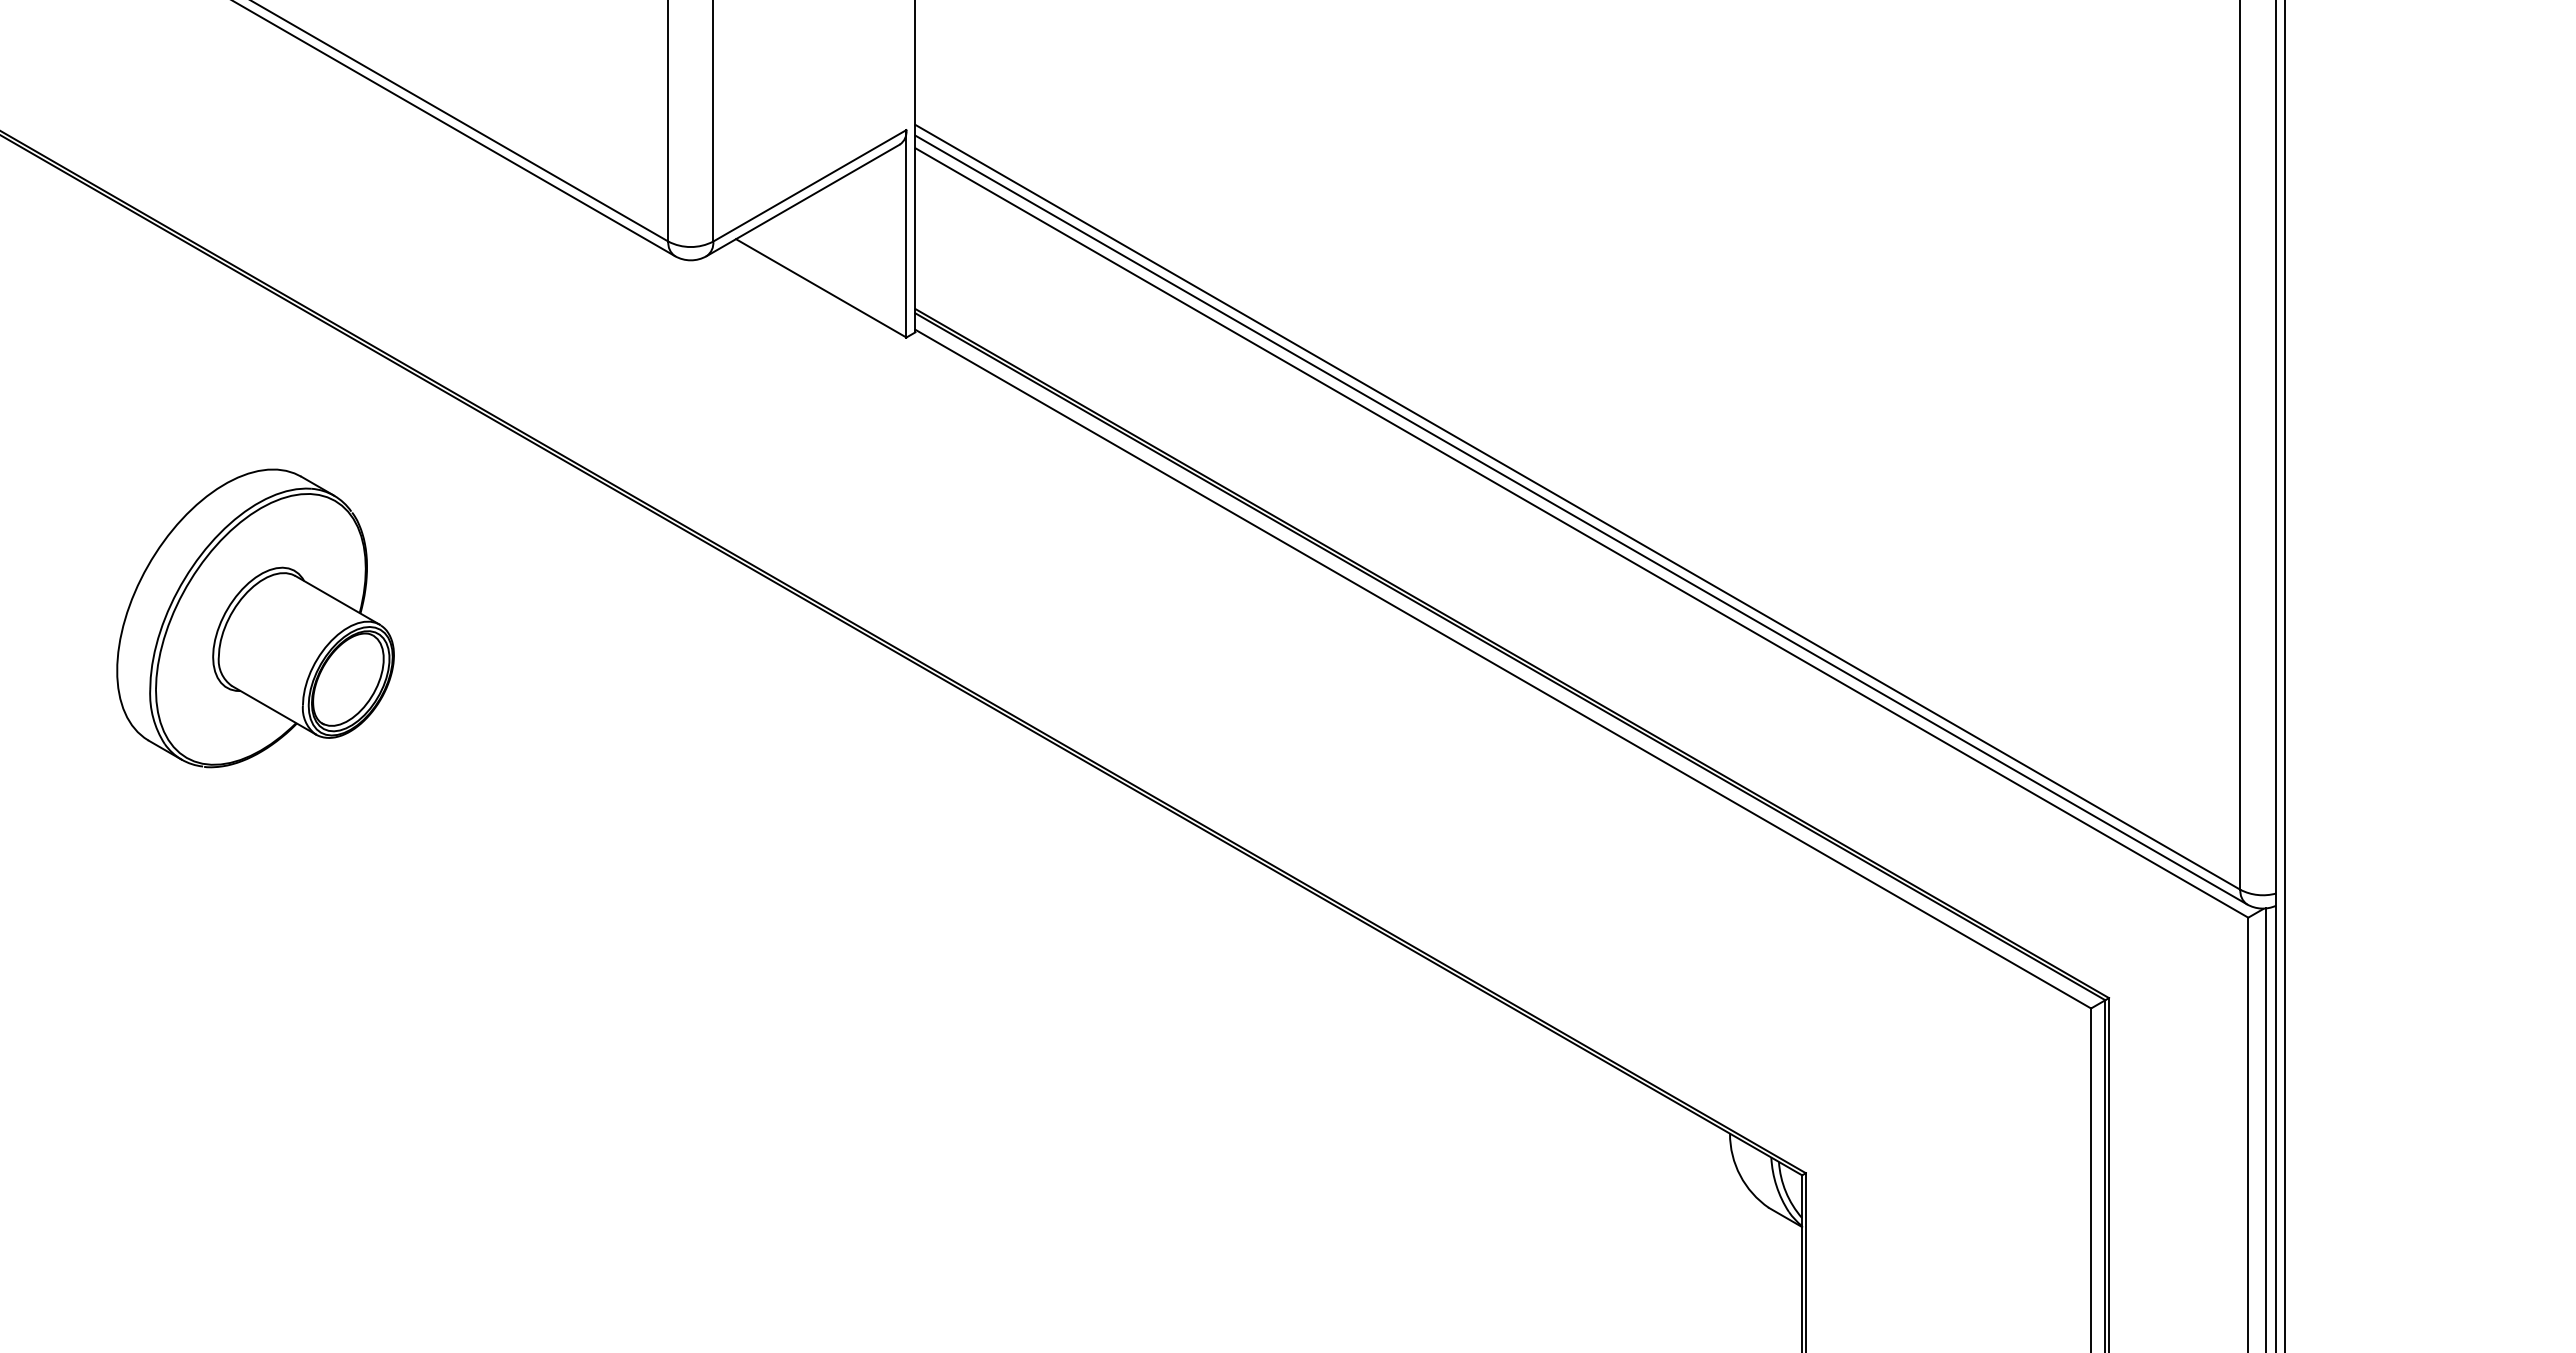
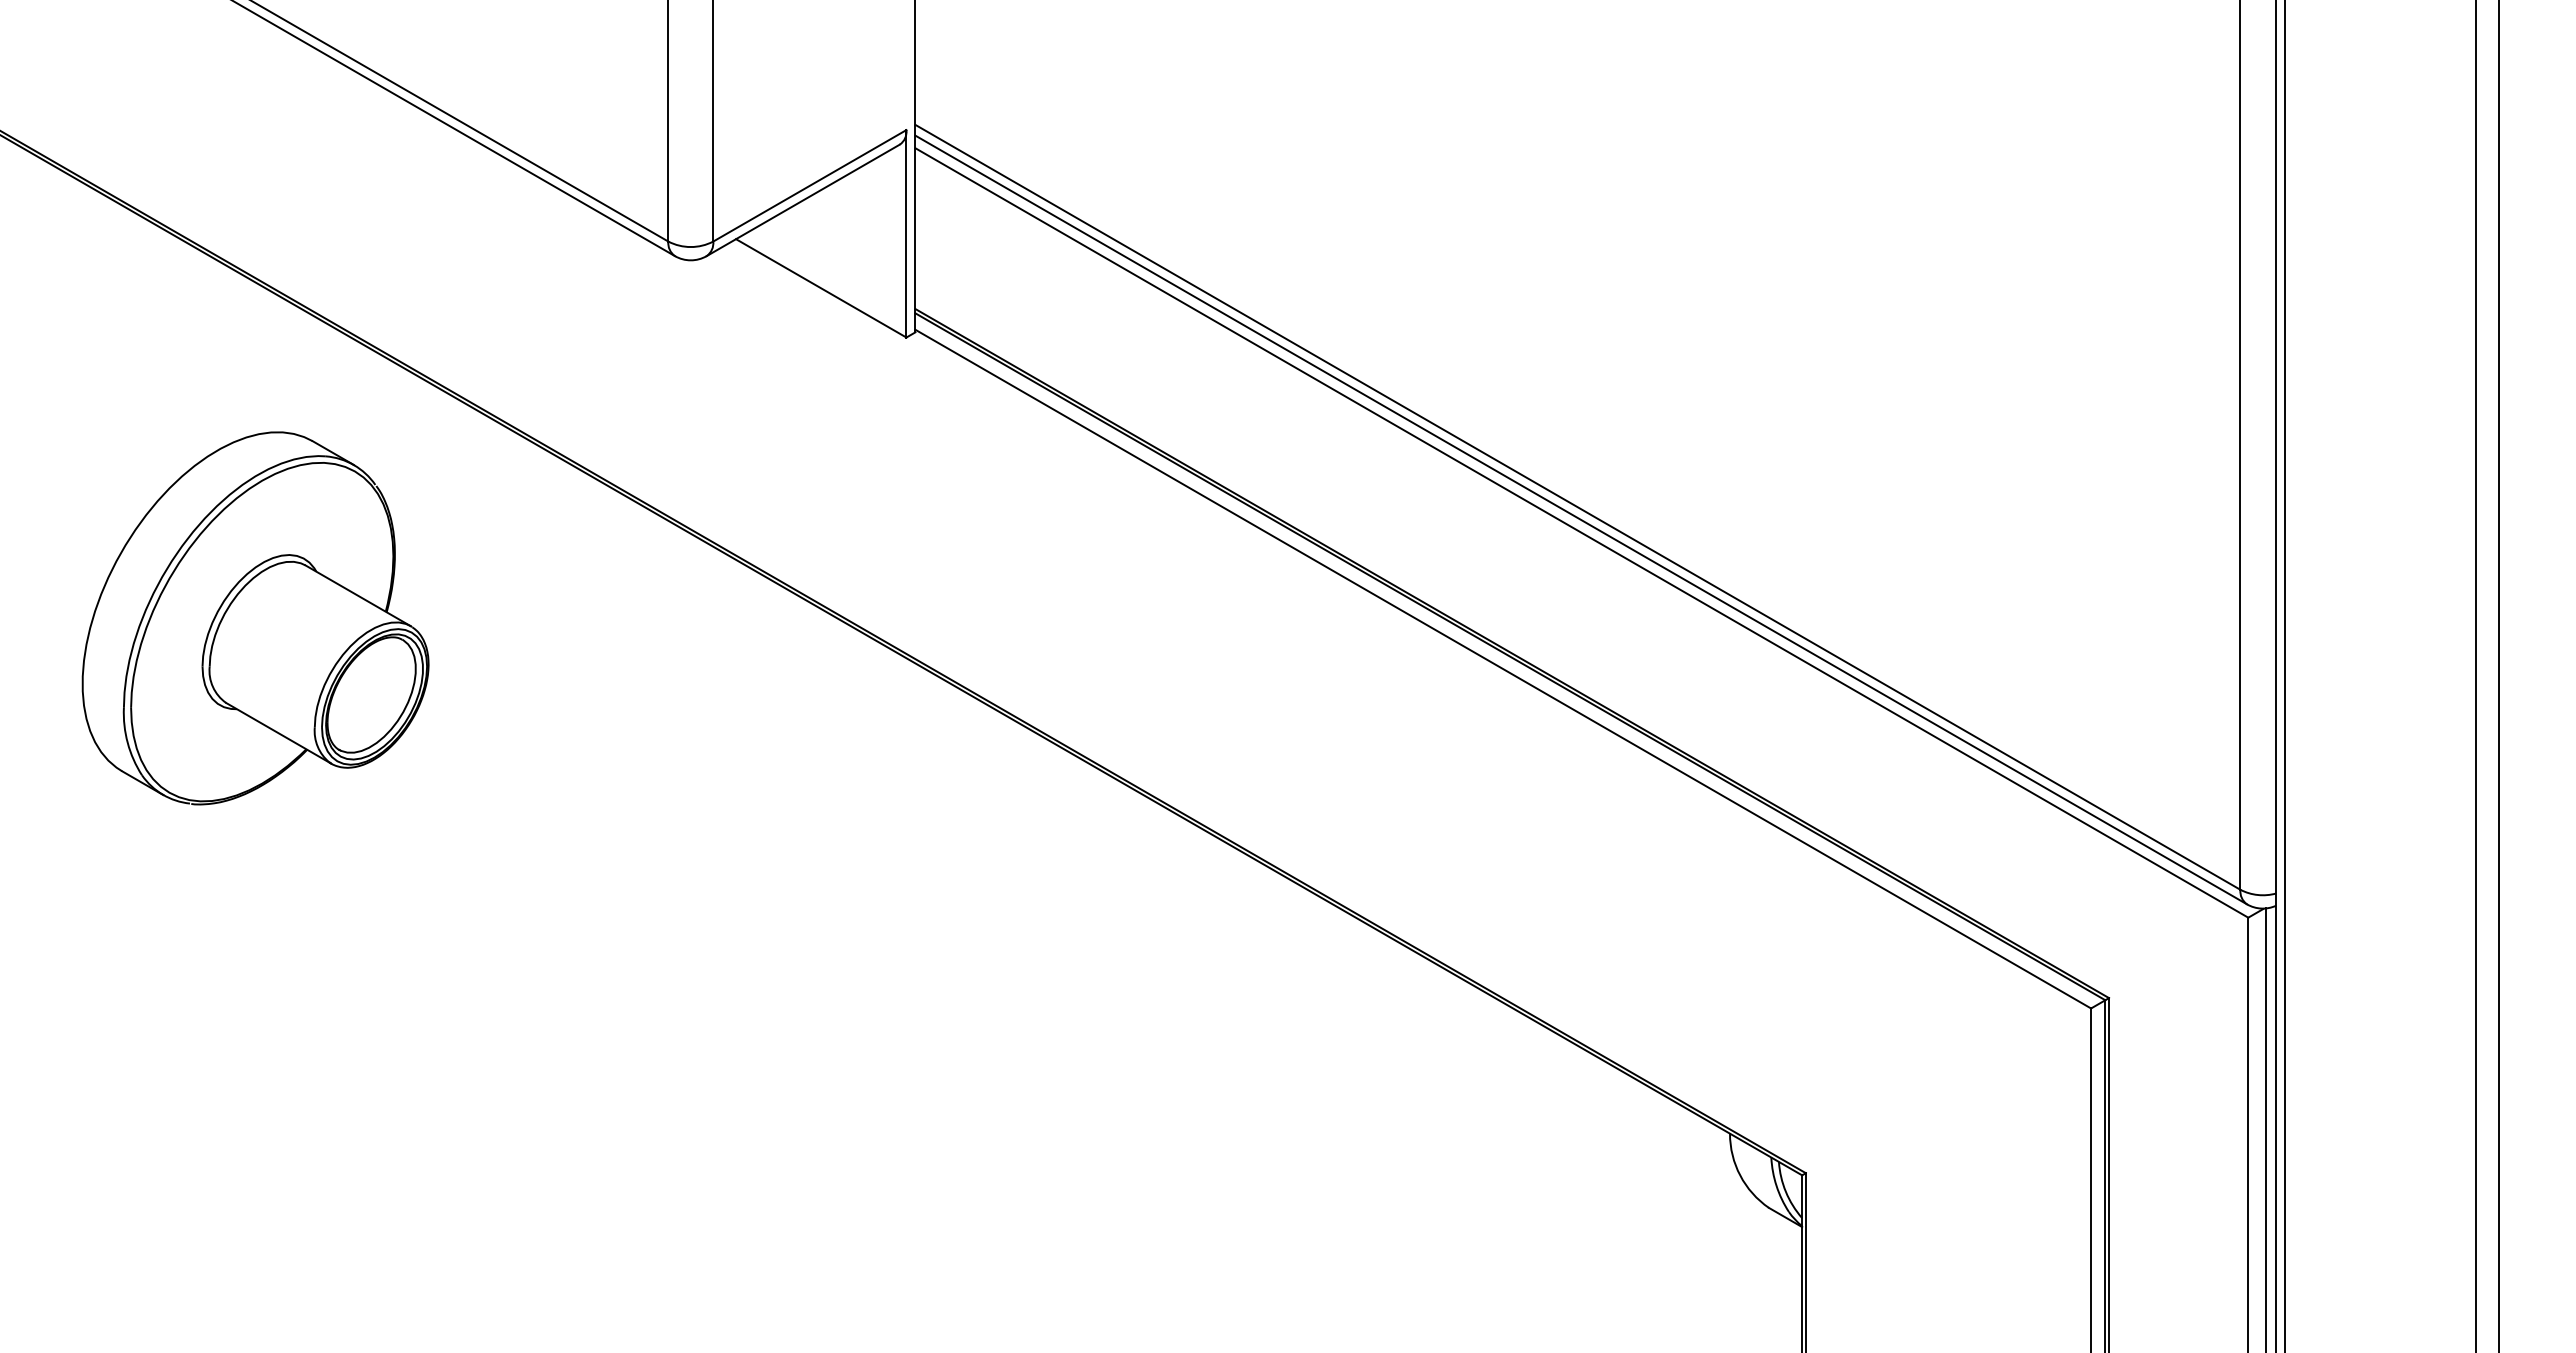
part size: 279x301 px -> 349x375 px (255, 618)
line: none -> present (2476, 675)
line: none -> present (2498, 675)
